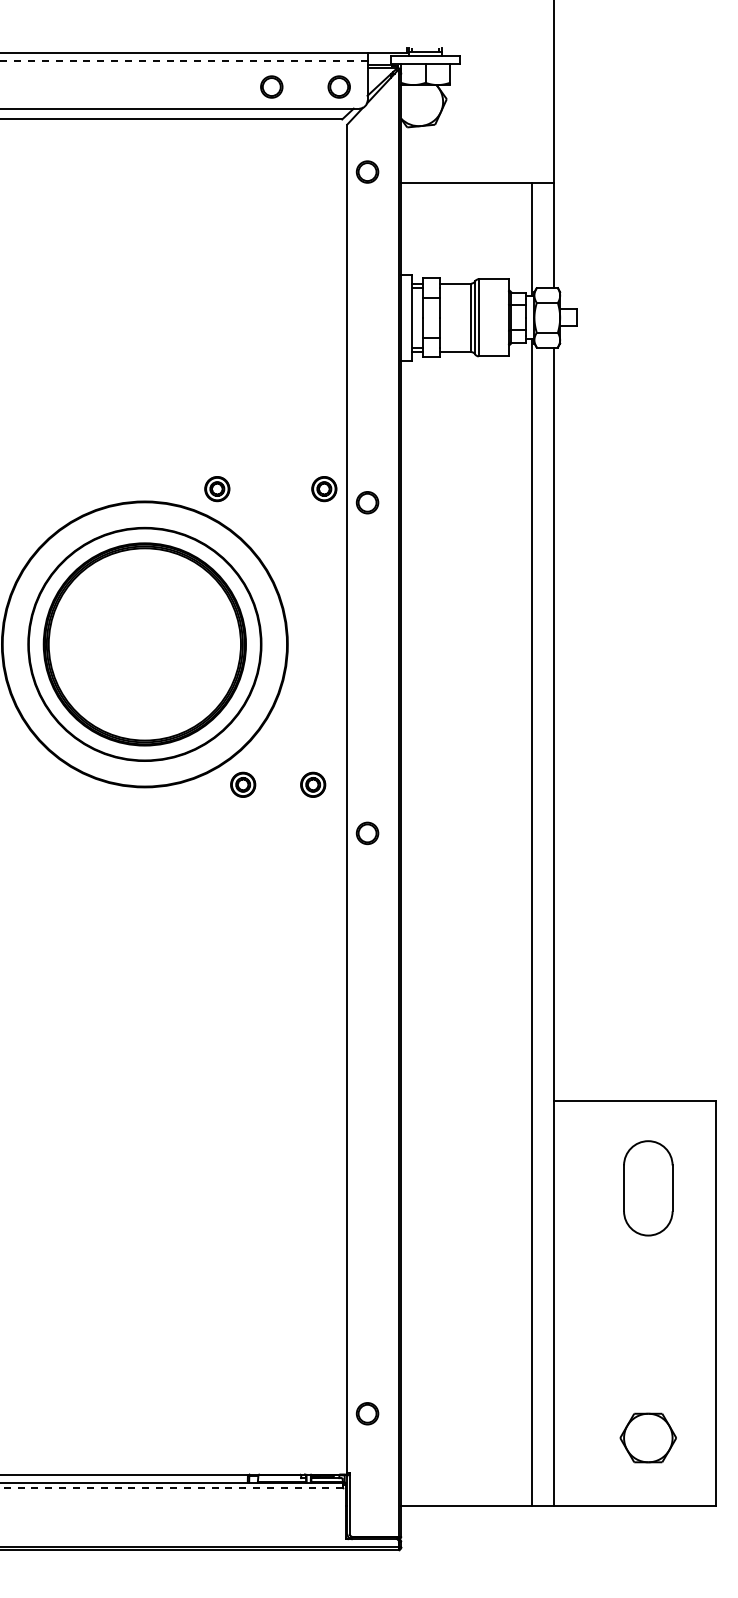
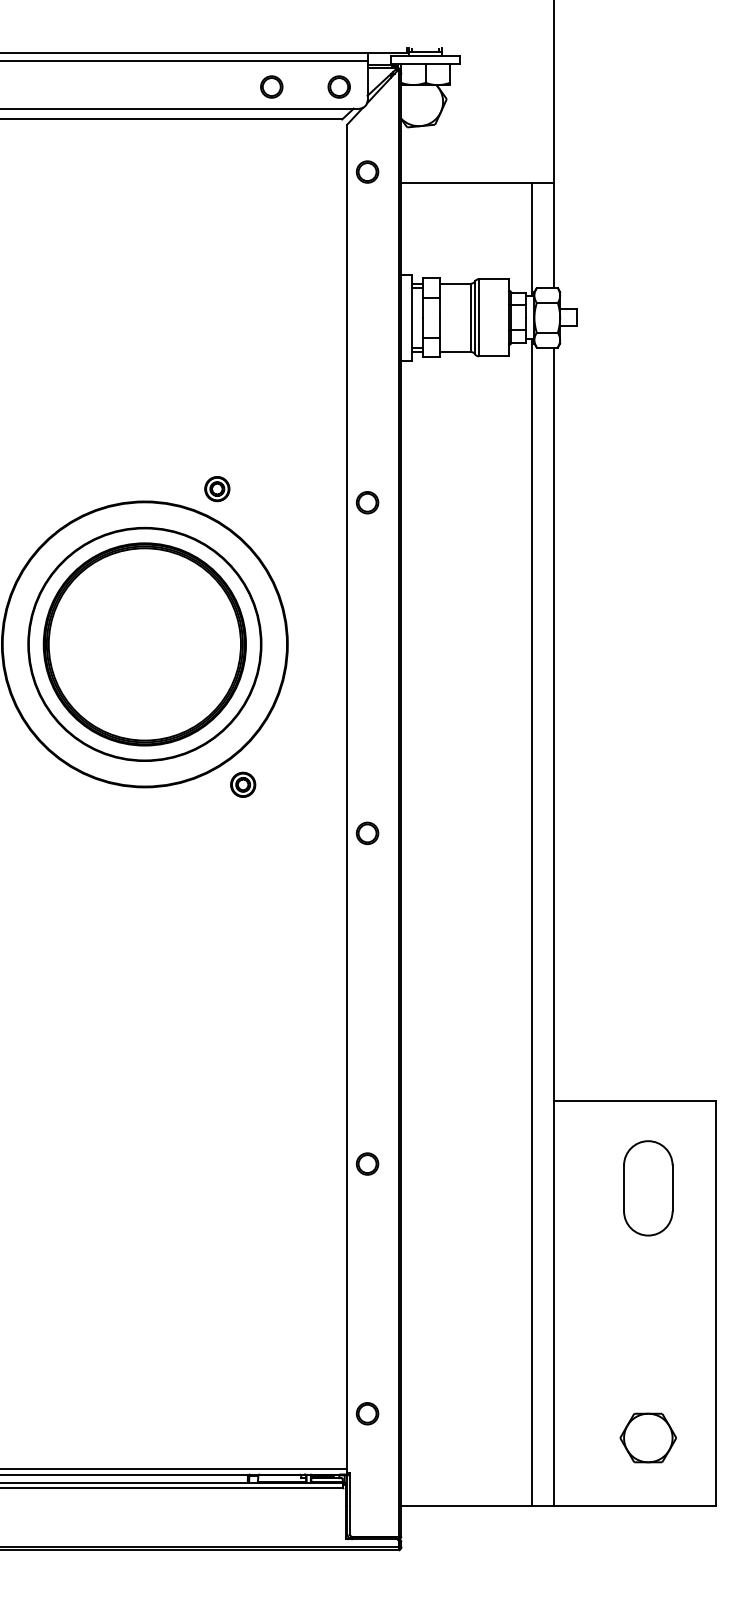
line: dashed -> solid (183, 61)
part: present -> none (324, 489)
part: present -> none (313, 784)
part: none -> present (367, 1163)
line: none -> present (174, 1469)
line: dashed -> solid (171, 1487)
